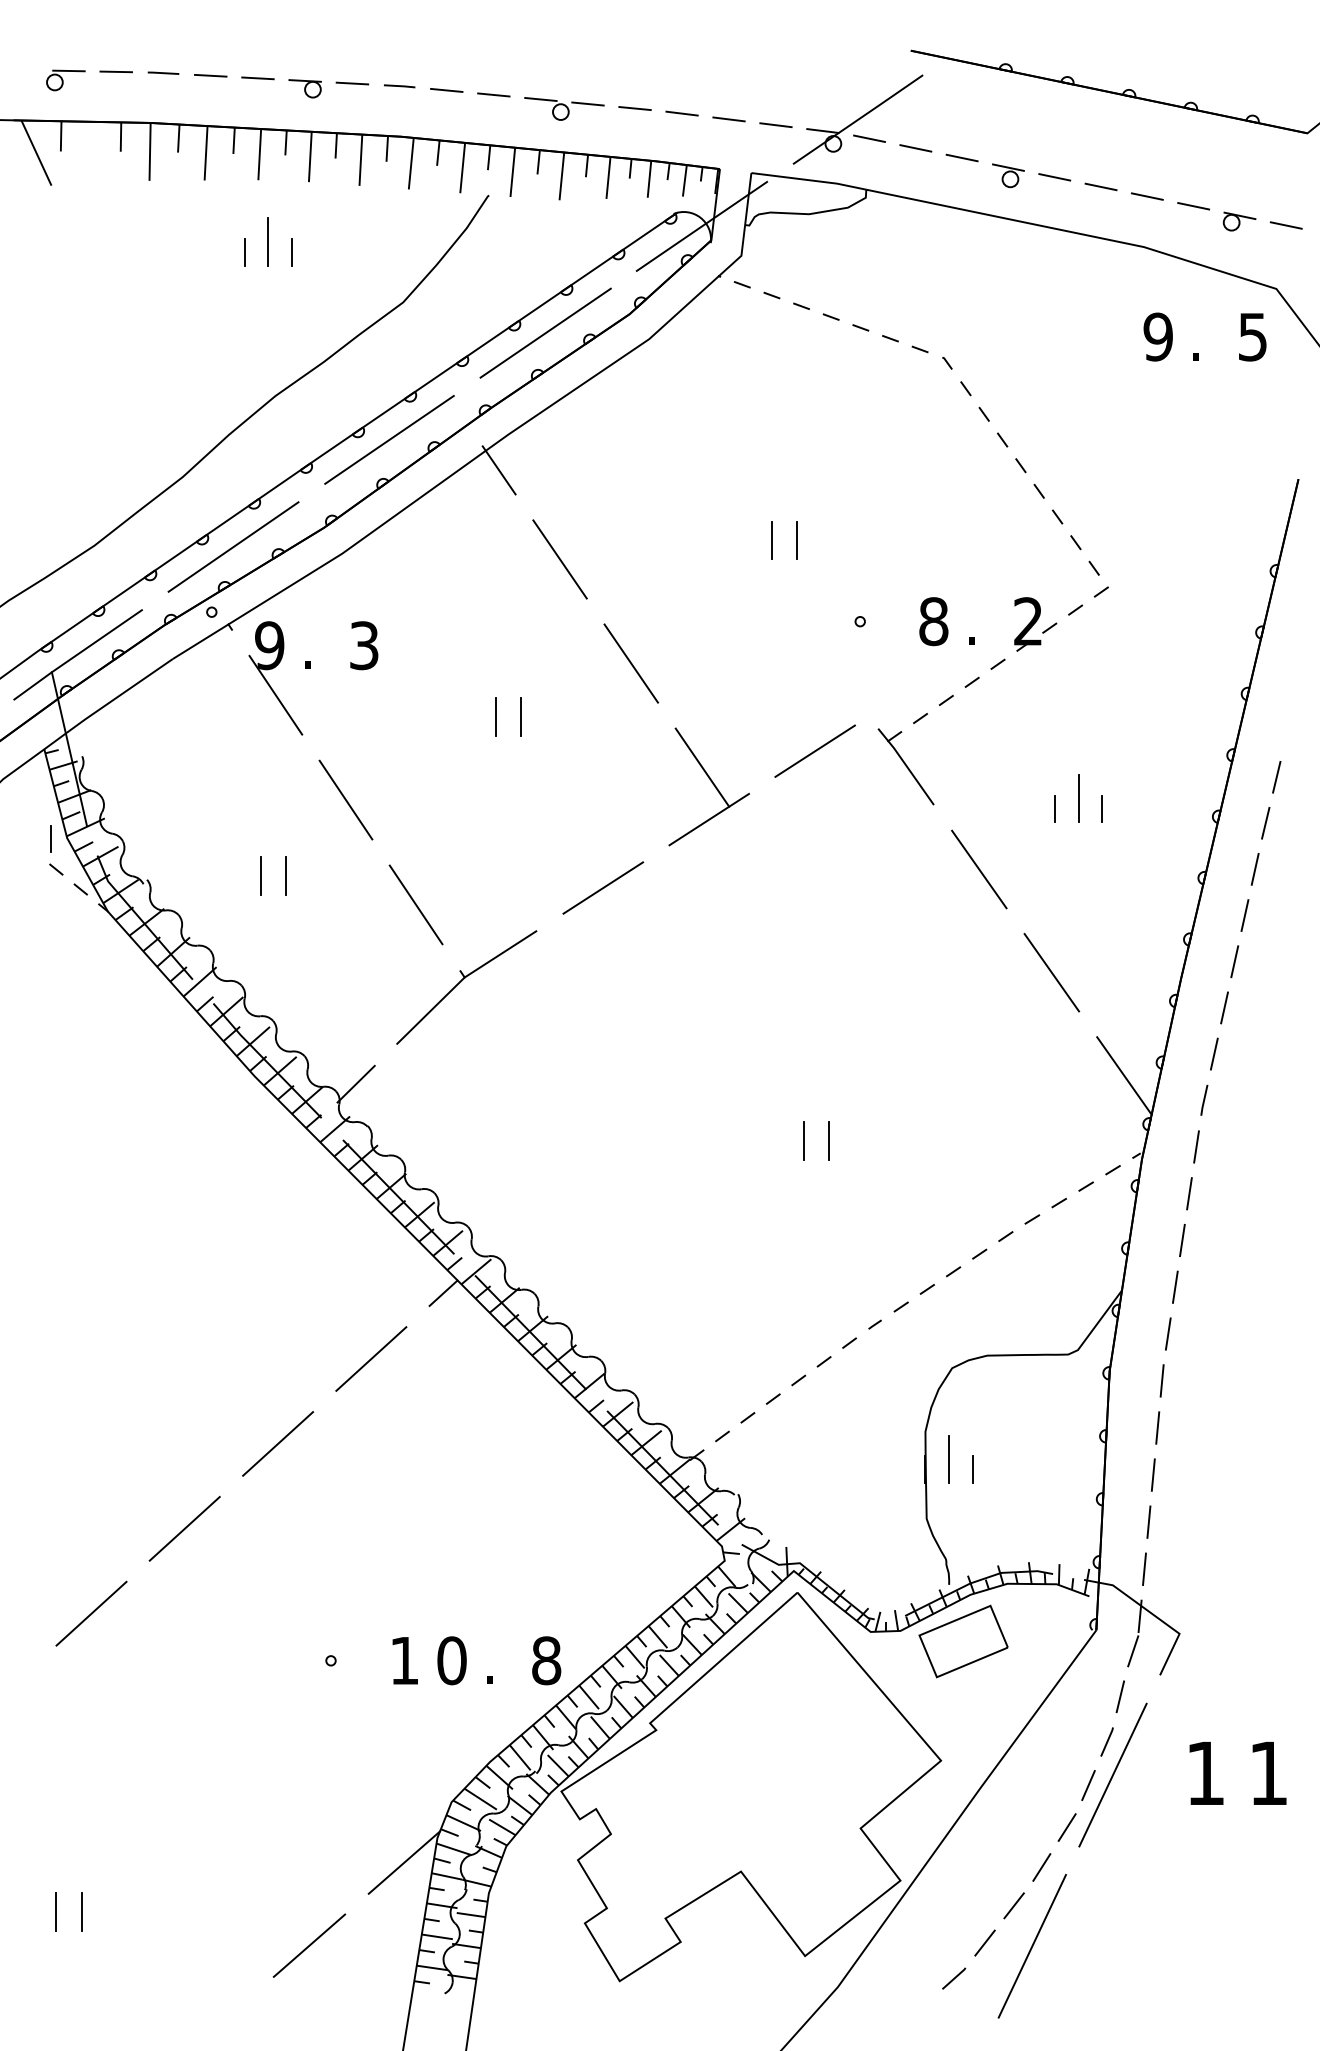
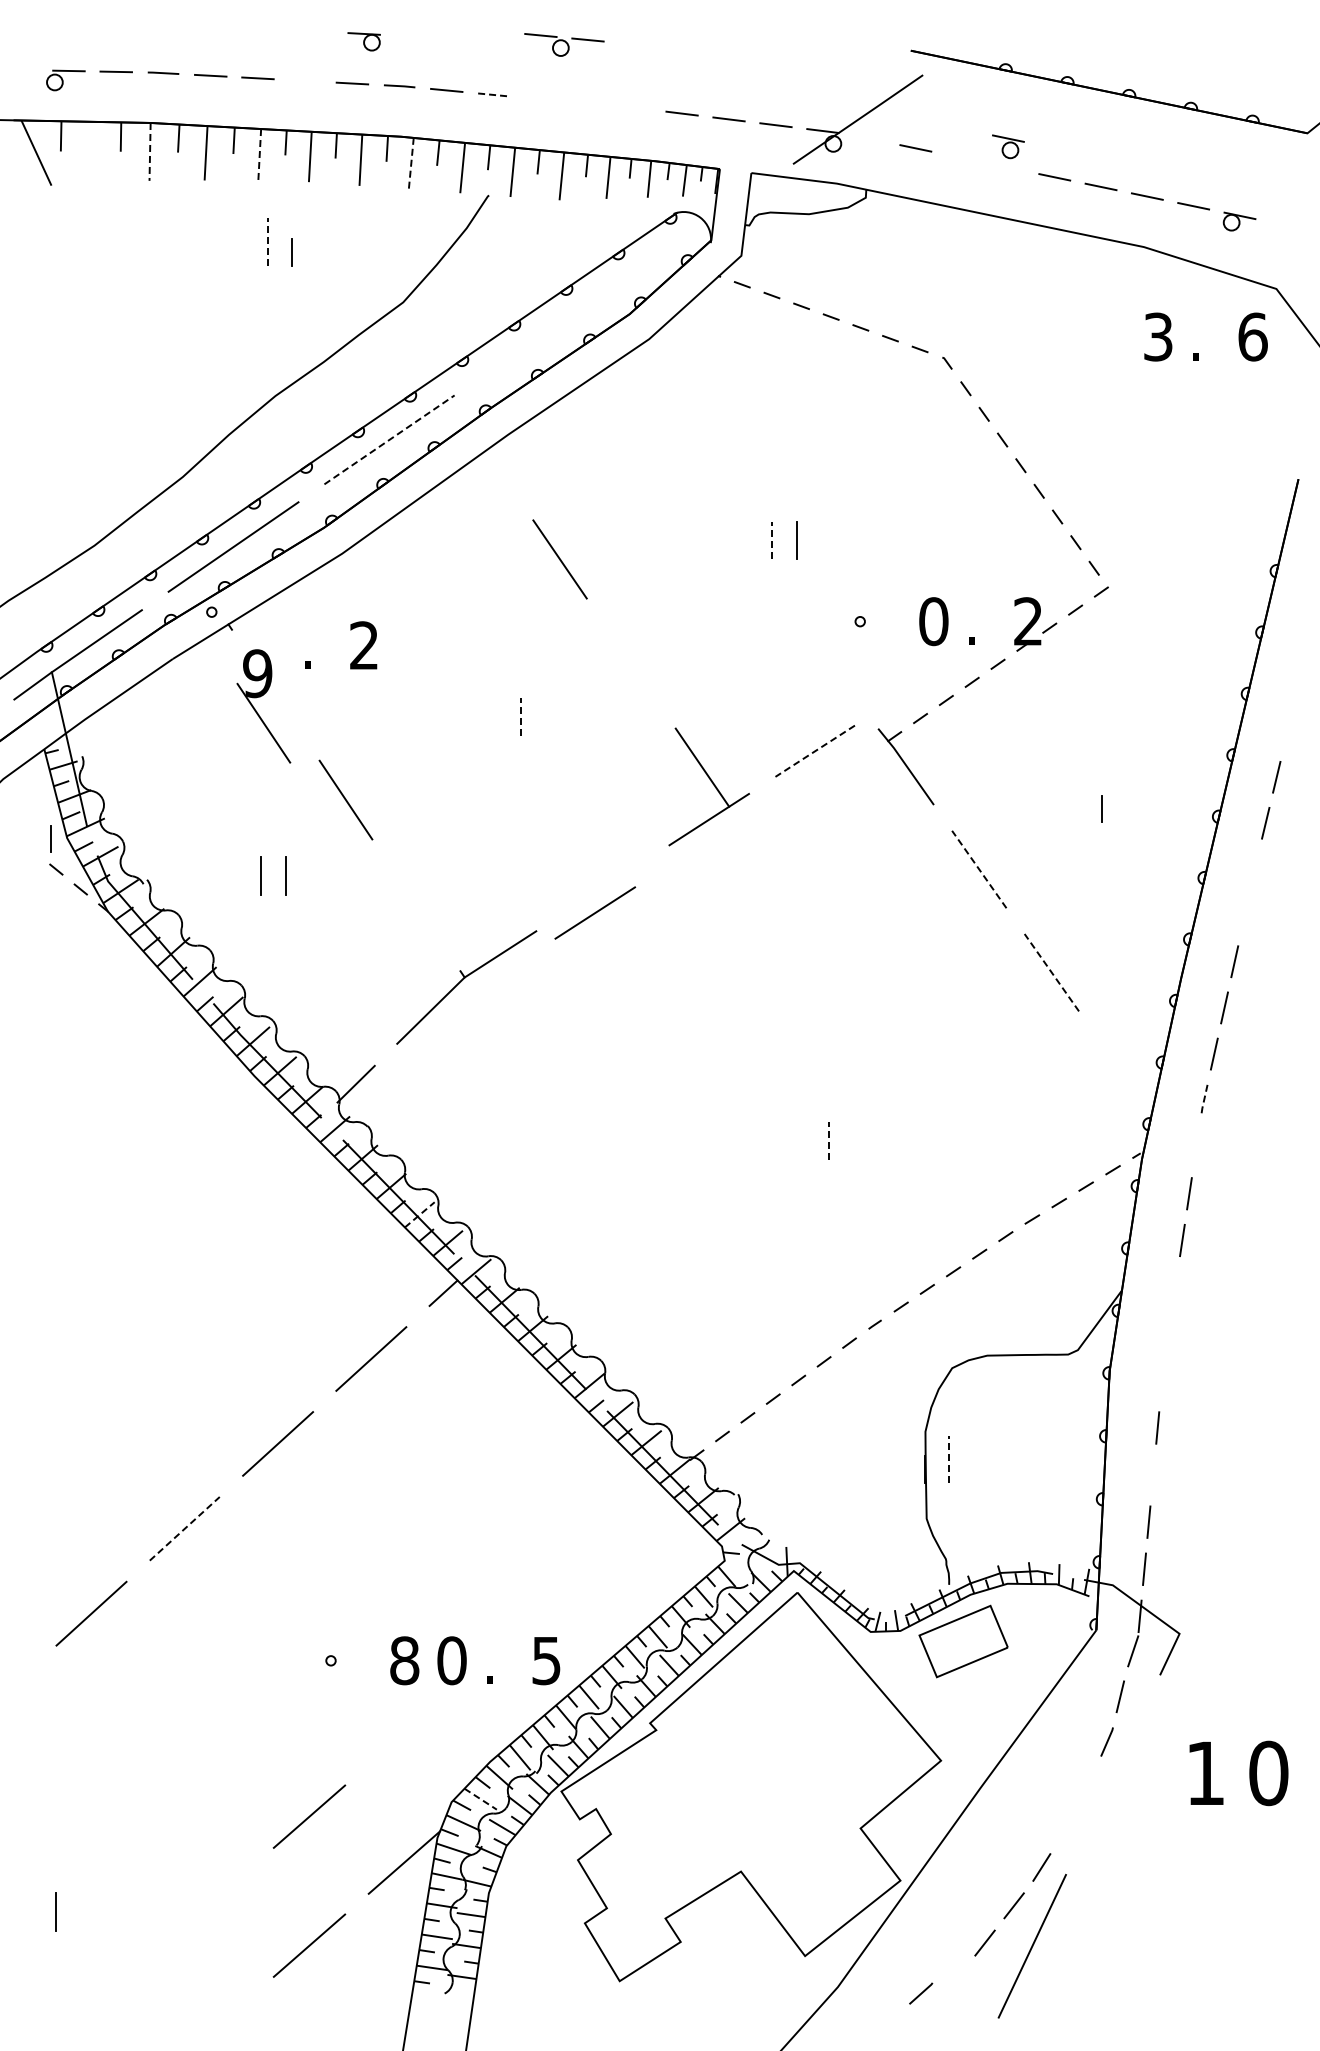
part position: (304, 88) -> (363, 41) (363, 41)
line: solid -> dashed (493, 94)
part position: (564, 108) -> (564, 44) (564, 44)
line: present -> none (634, 108)
line: present -> none (869, 138)
line: solid -> dashed (150, 151)
line: solid -> dashed (259, 154)
line: present -> none (961, 157)
line: solid -> dashed (411, 163)
part position: (1008, 175) -> (1008, 146) (1008, 146)
line: present -> none (1285, 225)
line: present -> none (701, 226)
line: solid -> dashed (268, 242)
line: present -> none (244, 252)
line: present -> none (545, 332)
text: 9 -> 3 (1157, 336)
text: 5 -> 6 (1252, 336)
line: solid -> dashed (388, 440)
line: present -> none (498, 470)
line: solid -> dashed (771, 540)
text: 8 -> 0 (933, 621)
text: 3 -> 2 (364, 645)
line: present -> none (630, 663)
part position: (269, 683) -> (257, 711) (257, 711)
line: present -> none (495, 717)
line: solid -> dashed (521, 717)
line: solid -> dashed (814, 751)
line: present -> none (1078, 798)
line: present -> none (1055, 808)
line: present -> none (1254, 868)
line: solid -> dashed (979, 869)
line position: (603, 887) -> (595, 912) (595, 912)
line: present -> none (415, 904)
line: present -> none (1244, 915)
line: solid -> dashed (1051, 972)
line: present -> none (1124, 1075)
line: solid -> dashed (1203, 1101)
line: present -> none (803, 1141)
line: solid -> dashed (829, 1141)
line: present -> none (1196, 1146)
line: solid -> dashed (419, 1214)
line: present -> none (1175, 1286)
line: present -> none (1167, 1333)
line: present -> none (1161, 1380)
line: solid -> dashed (949, 1459)
line: present -> none (972, 1469)
line: present -> none (1152, 1474)
line: solid -> dashed (185, 1528)
text: 1 -> 8 (404, 1660)
text: 8 -> 5 (546, 1660)
text: 1 -> 0 (1268, 1773)
line: present -> none (1112, 1774)
line: present -> none (1088, 1785)
line: solid -> dashed (481, 1799)
line: none -> present (309, 1816)
line: present -> none (1066, 1827)
line: present -> none (81, 1911)
line position: (954, 1978) -> (921, 1993) (921, 1993)
